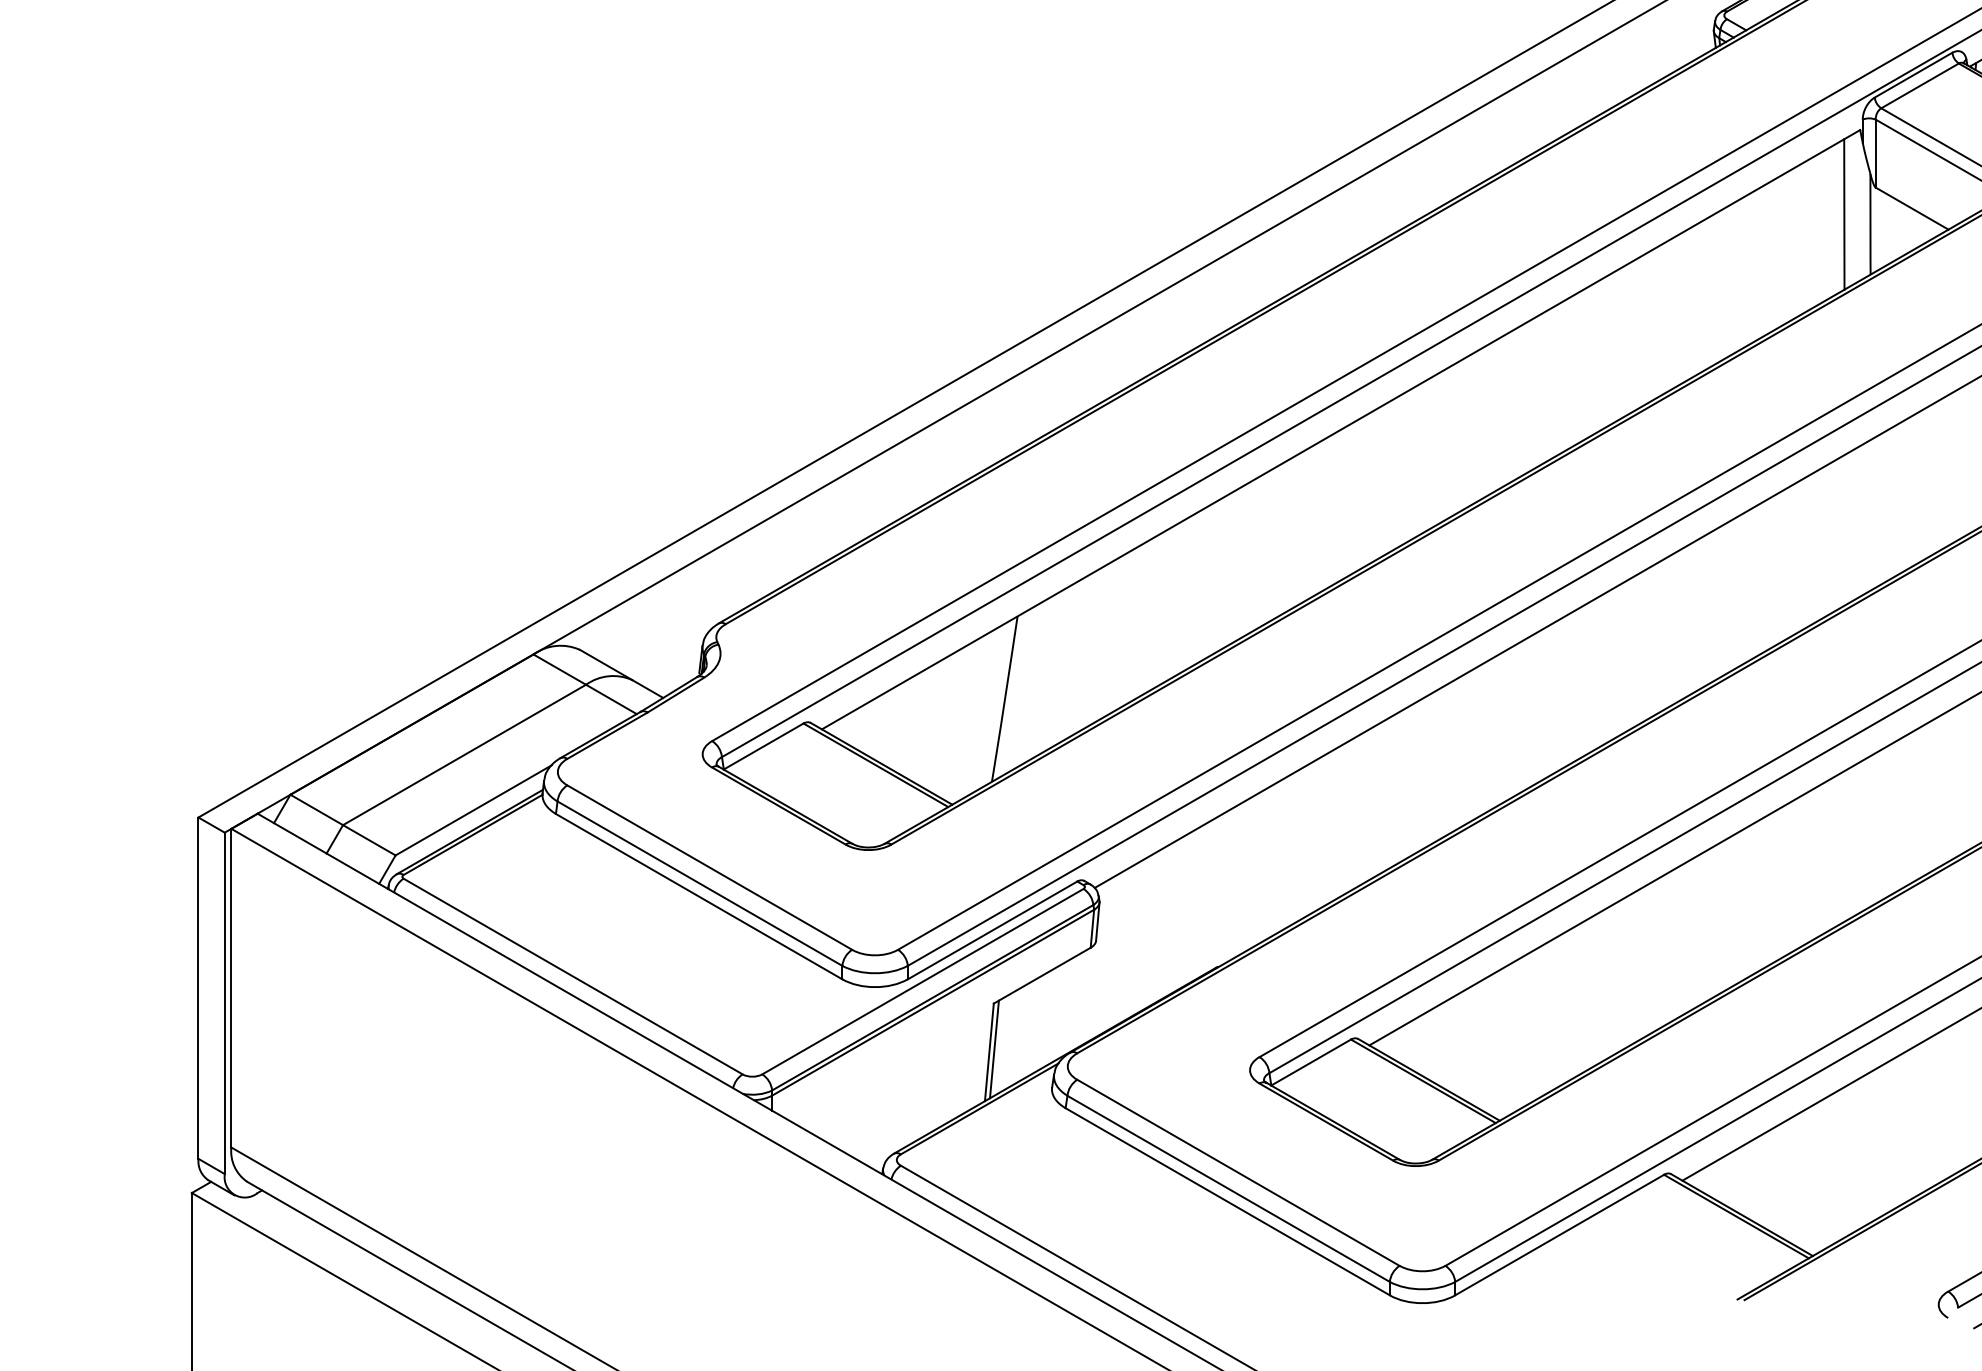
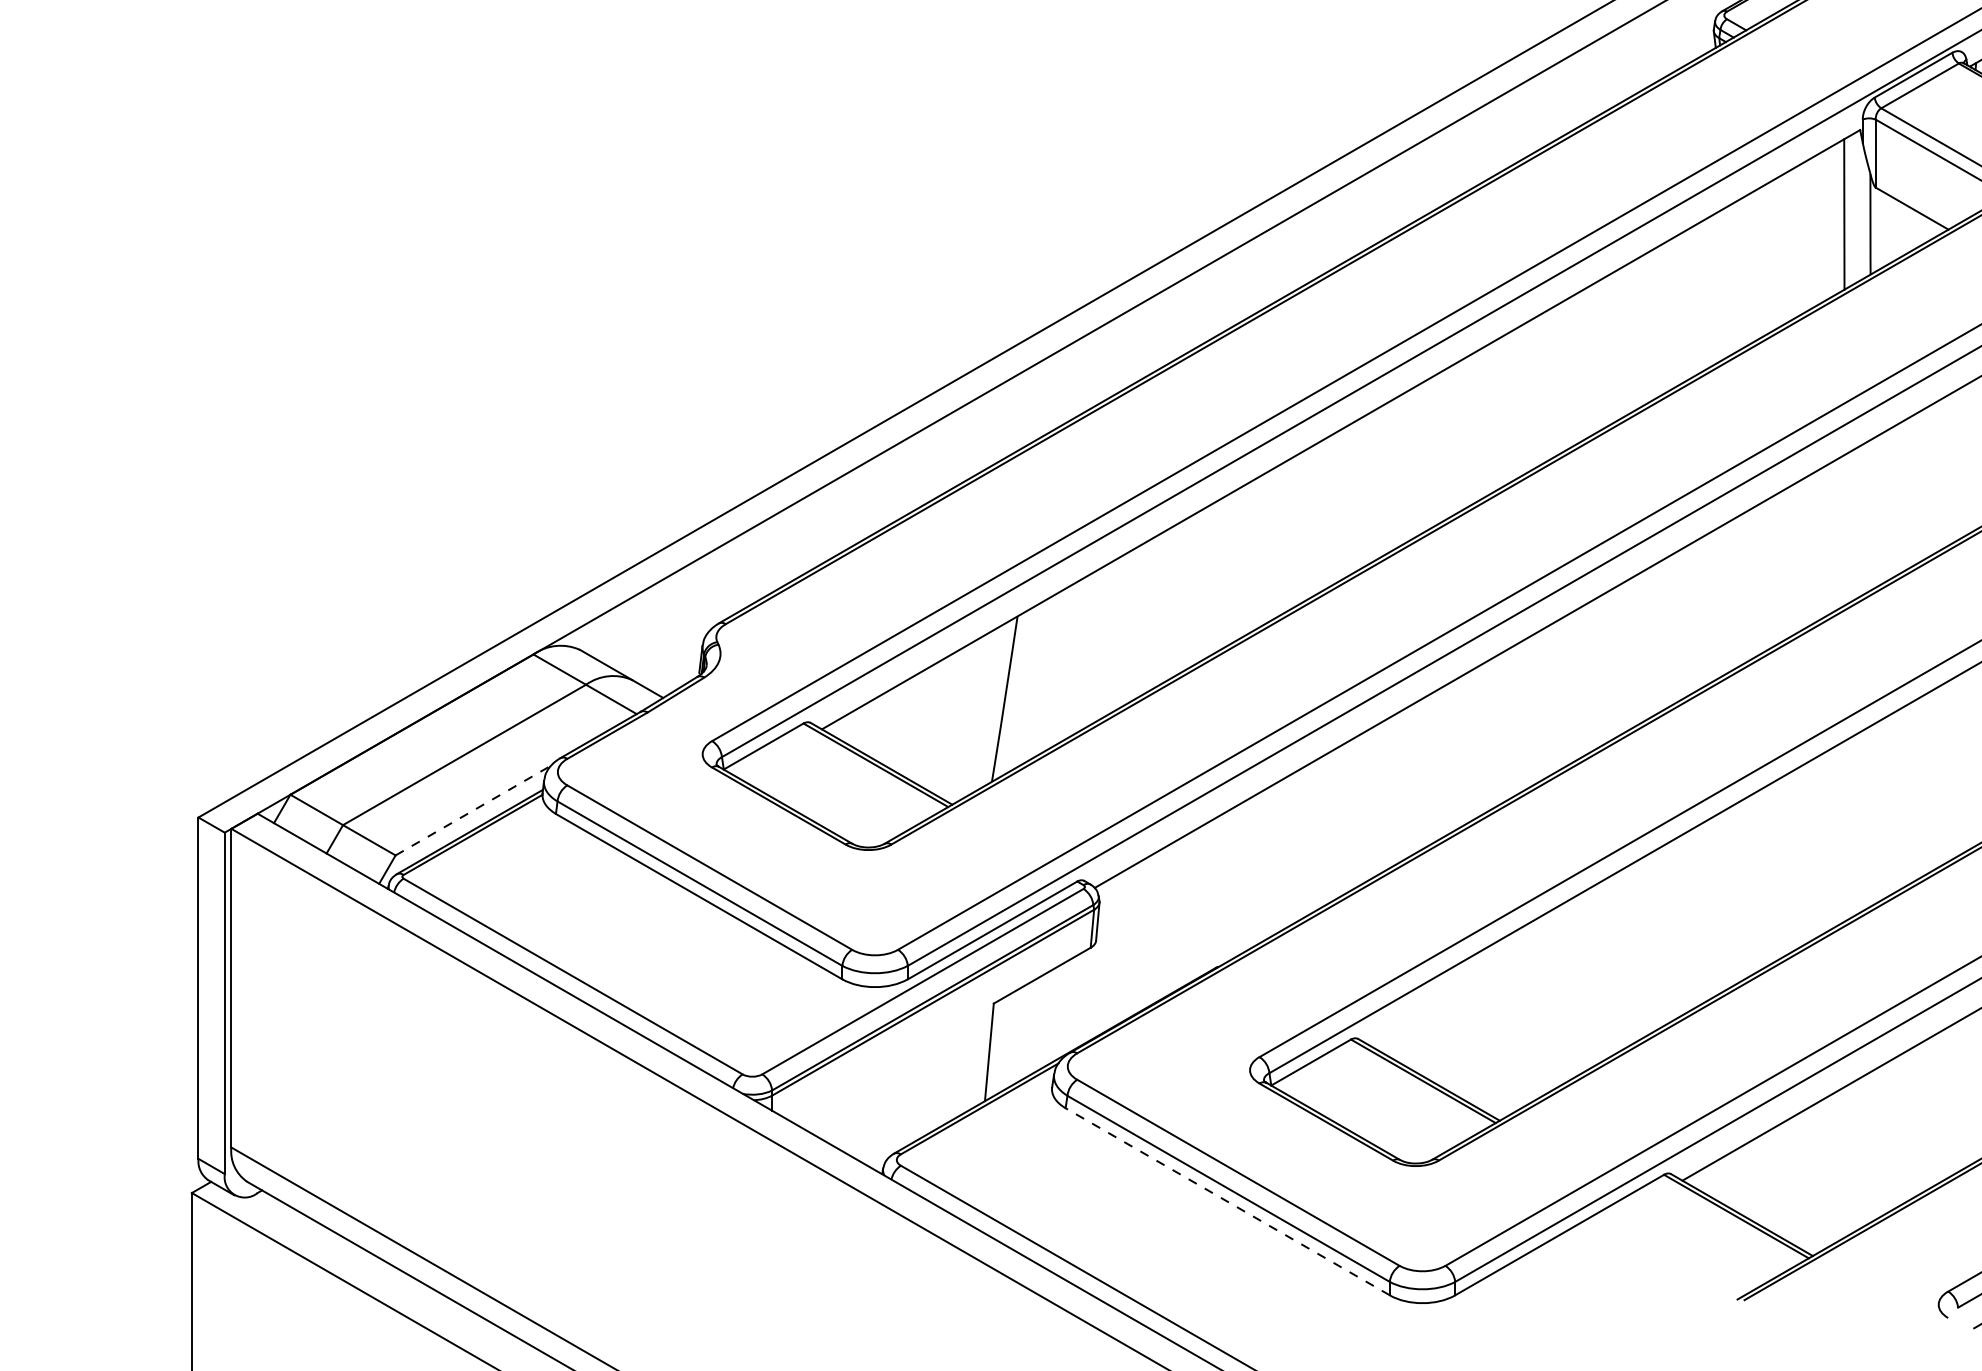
line: solid -> dashed (474, 810)
line: present -> none (1673, 869)
line: present -> none (994, 1049)
line: solid -> dashed (1227, 1201)
